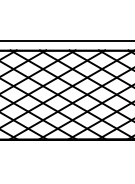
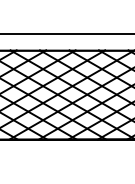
line position: (66, 41) -> (66, 34) (66, 34)
